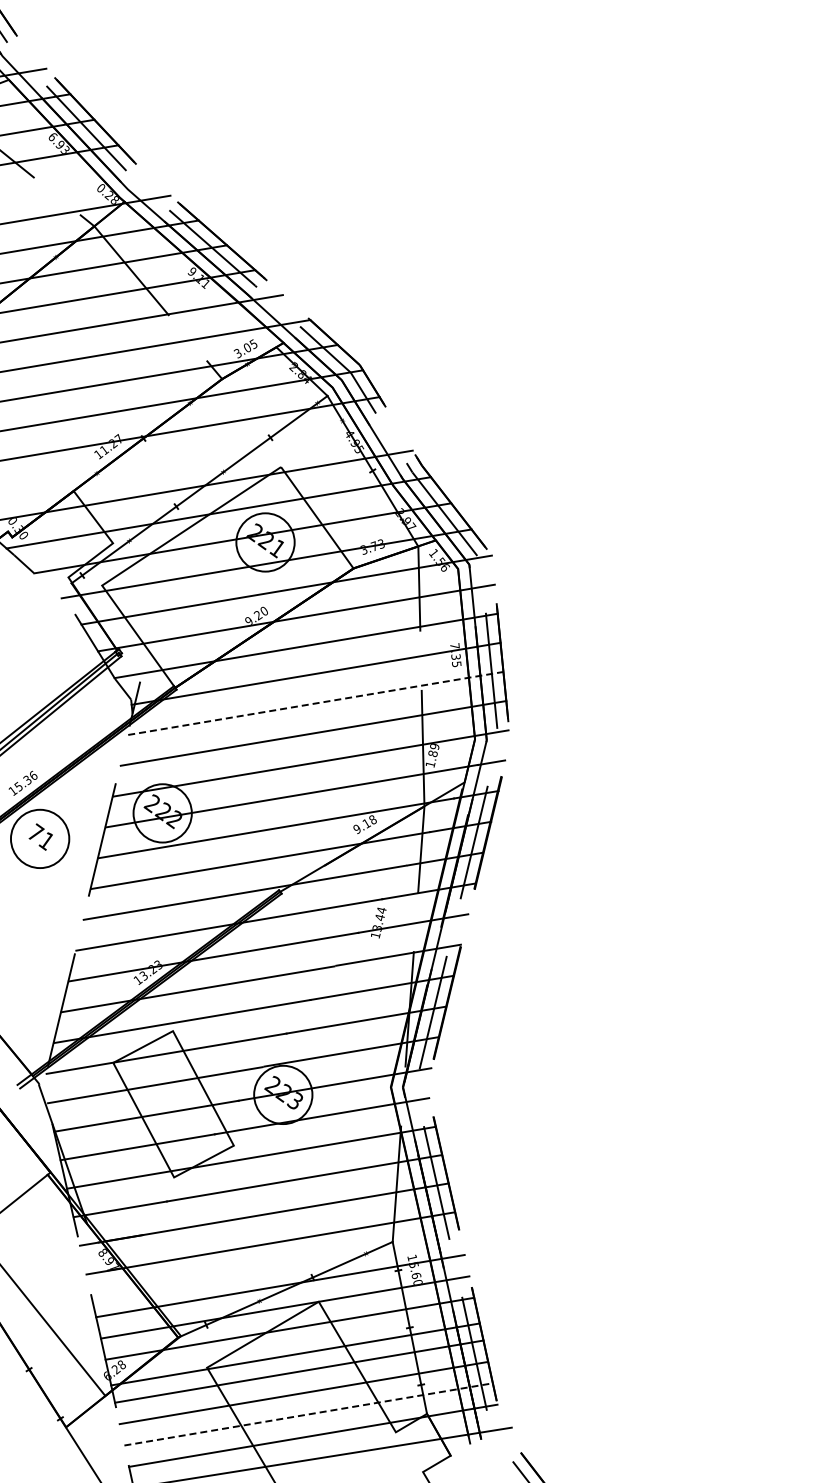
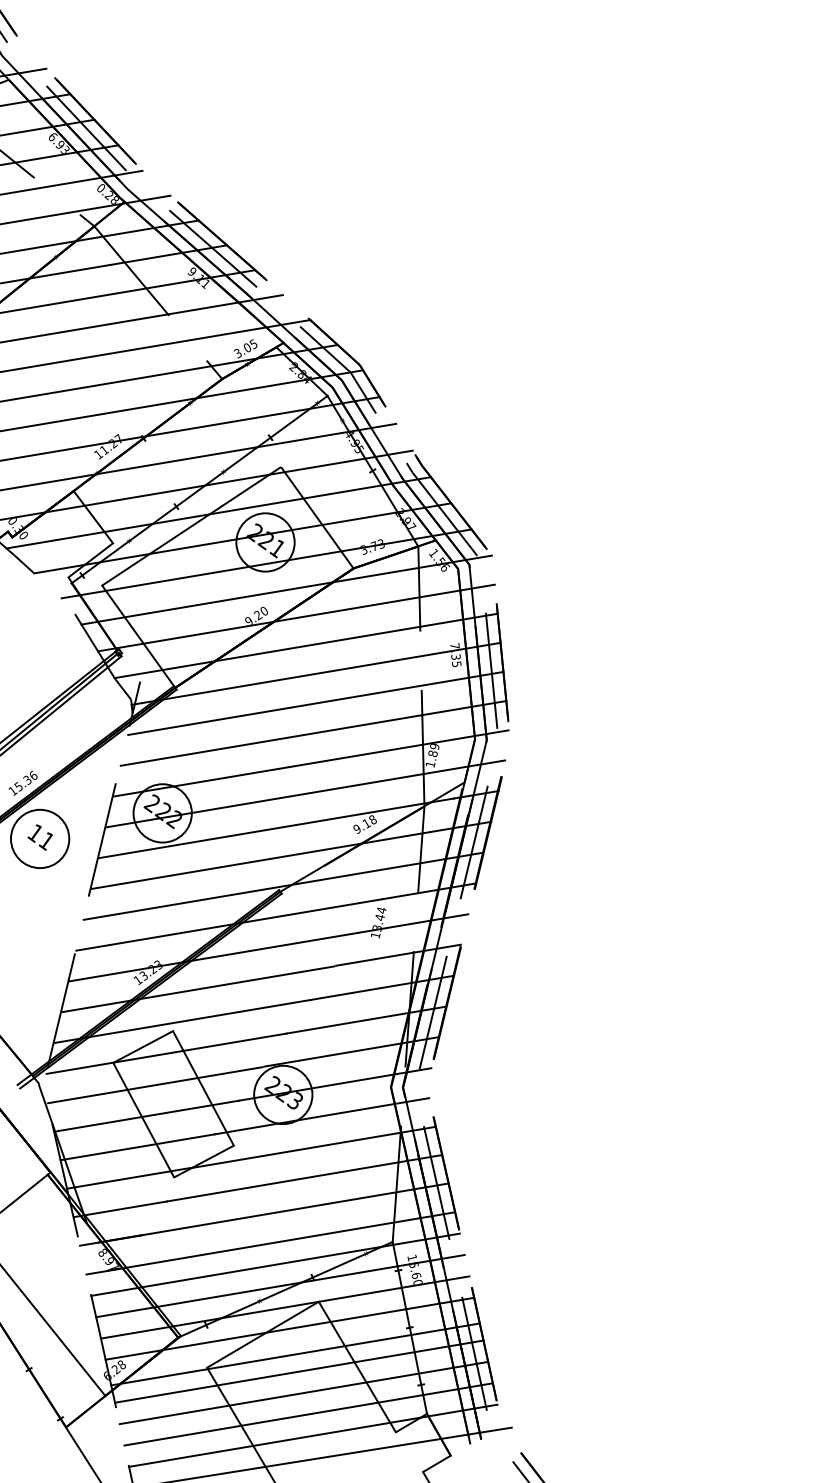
line: none -> present (72, 182)
line: none -> present (199, 456)
line: dashed -> solid (316, 703)
text: 71 -> 11 (35, 832)
line: none -> present (275, 1264)
line: dashed -> solid (308, 1414)
